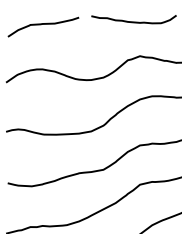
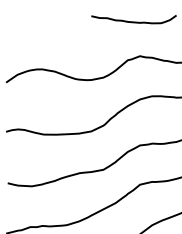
curve: present -> none (43, 24)
